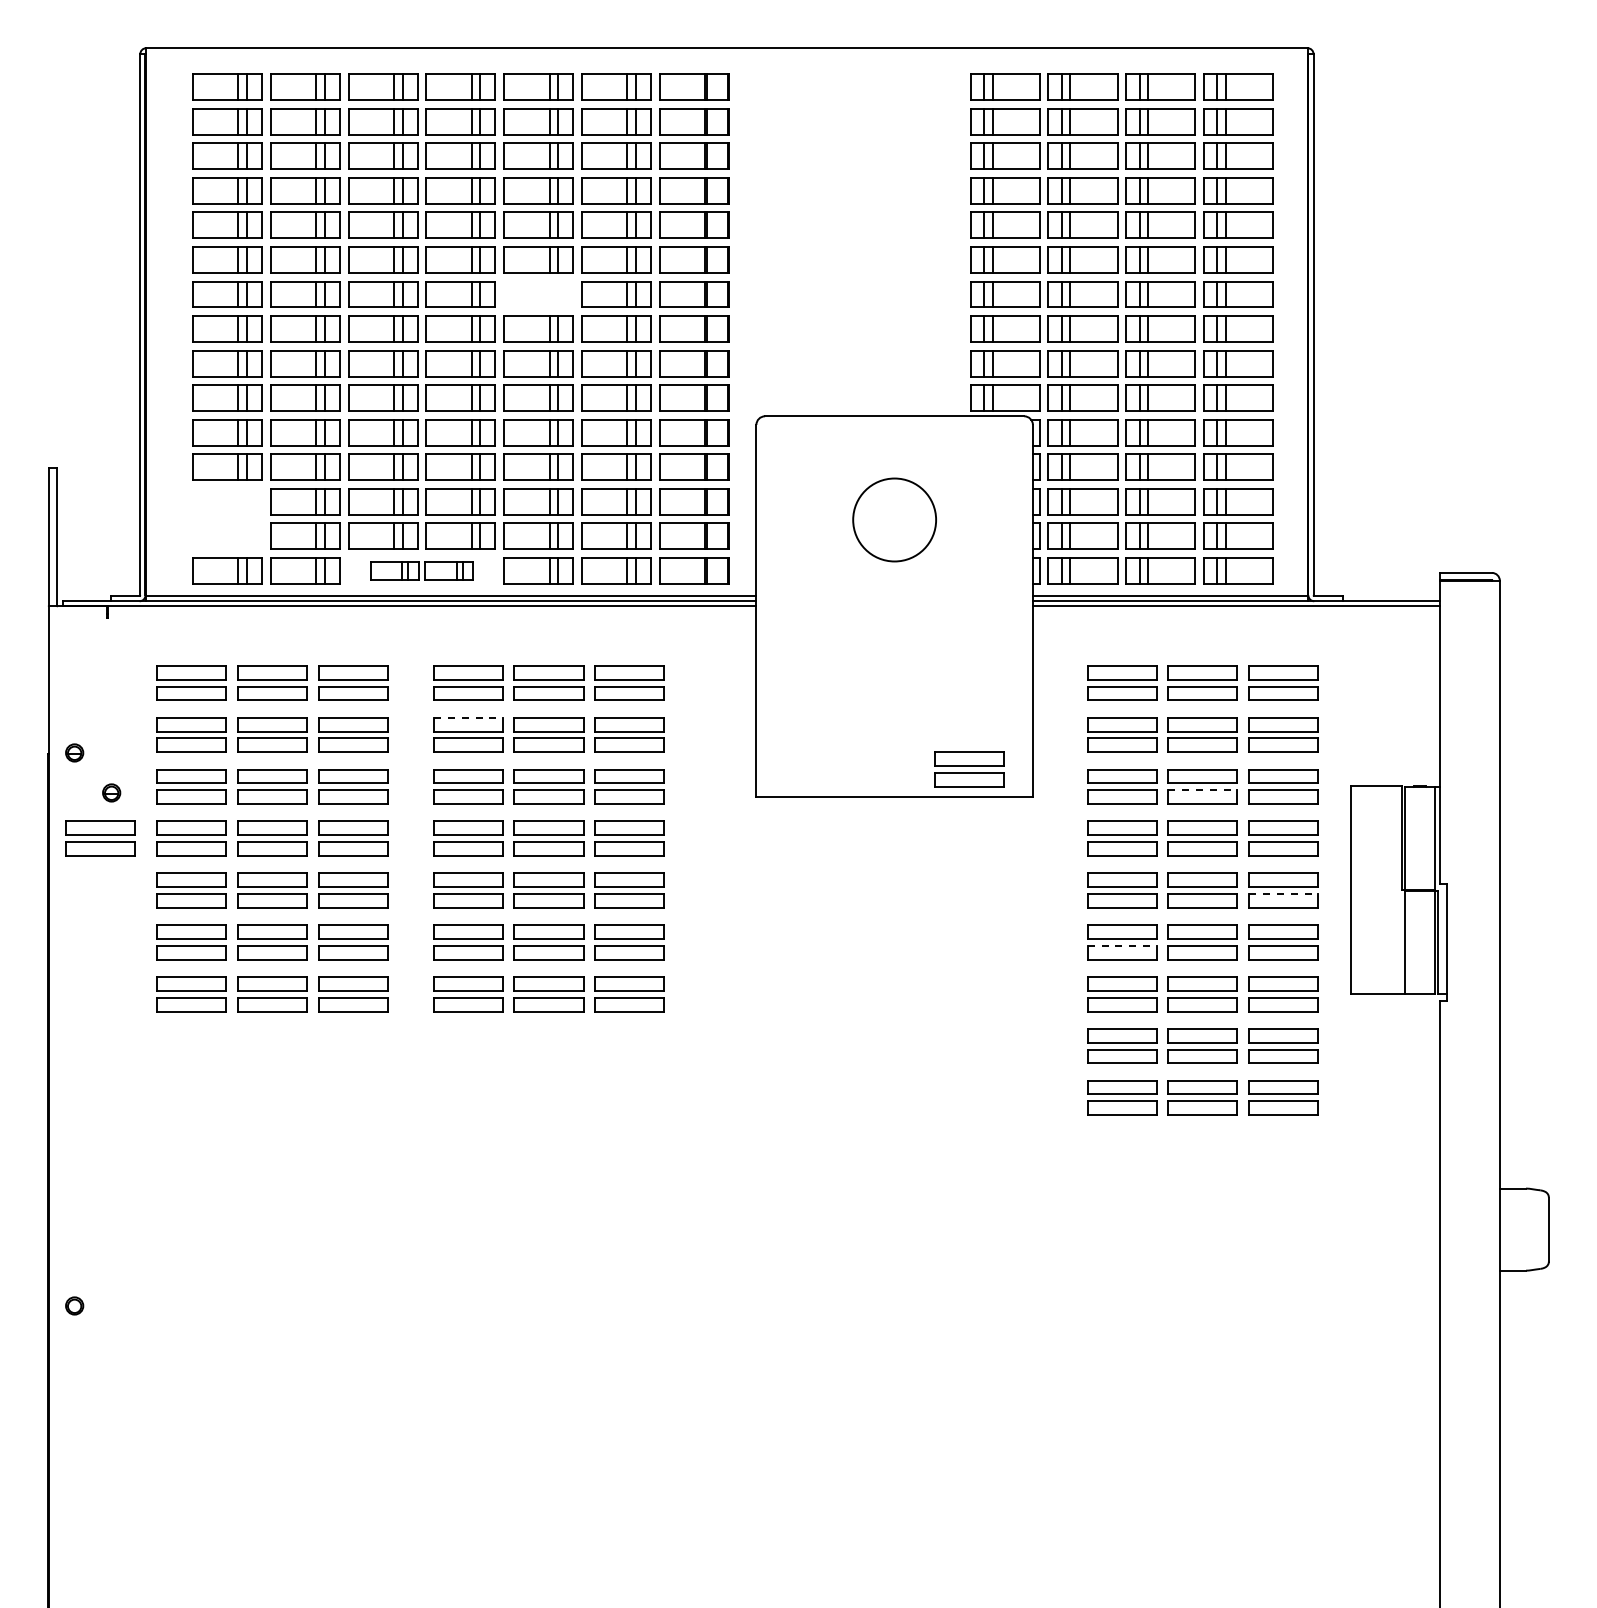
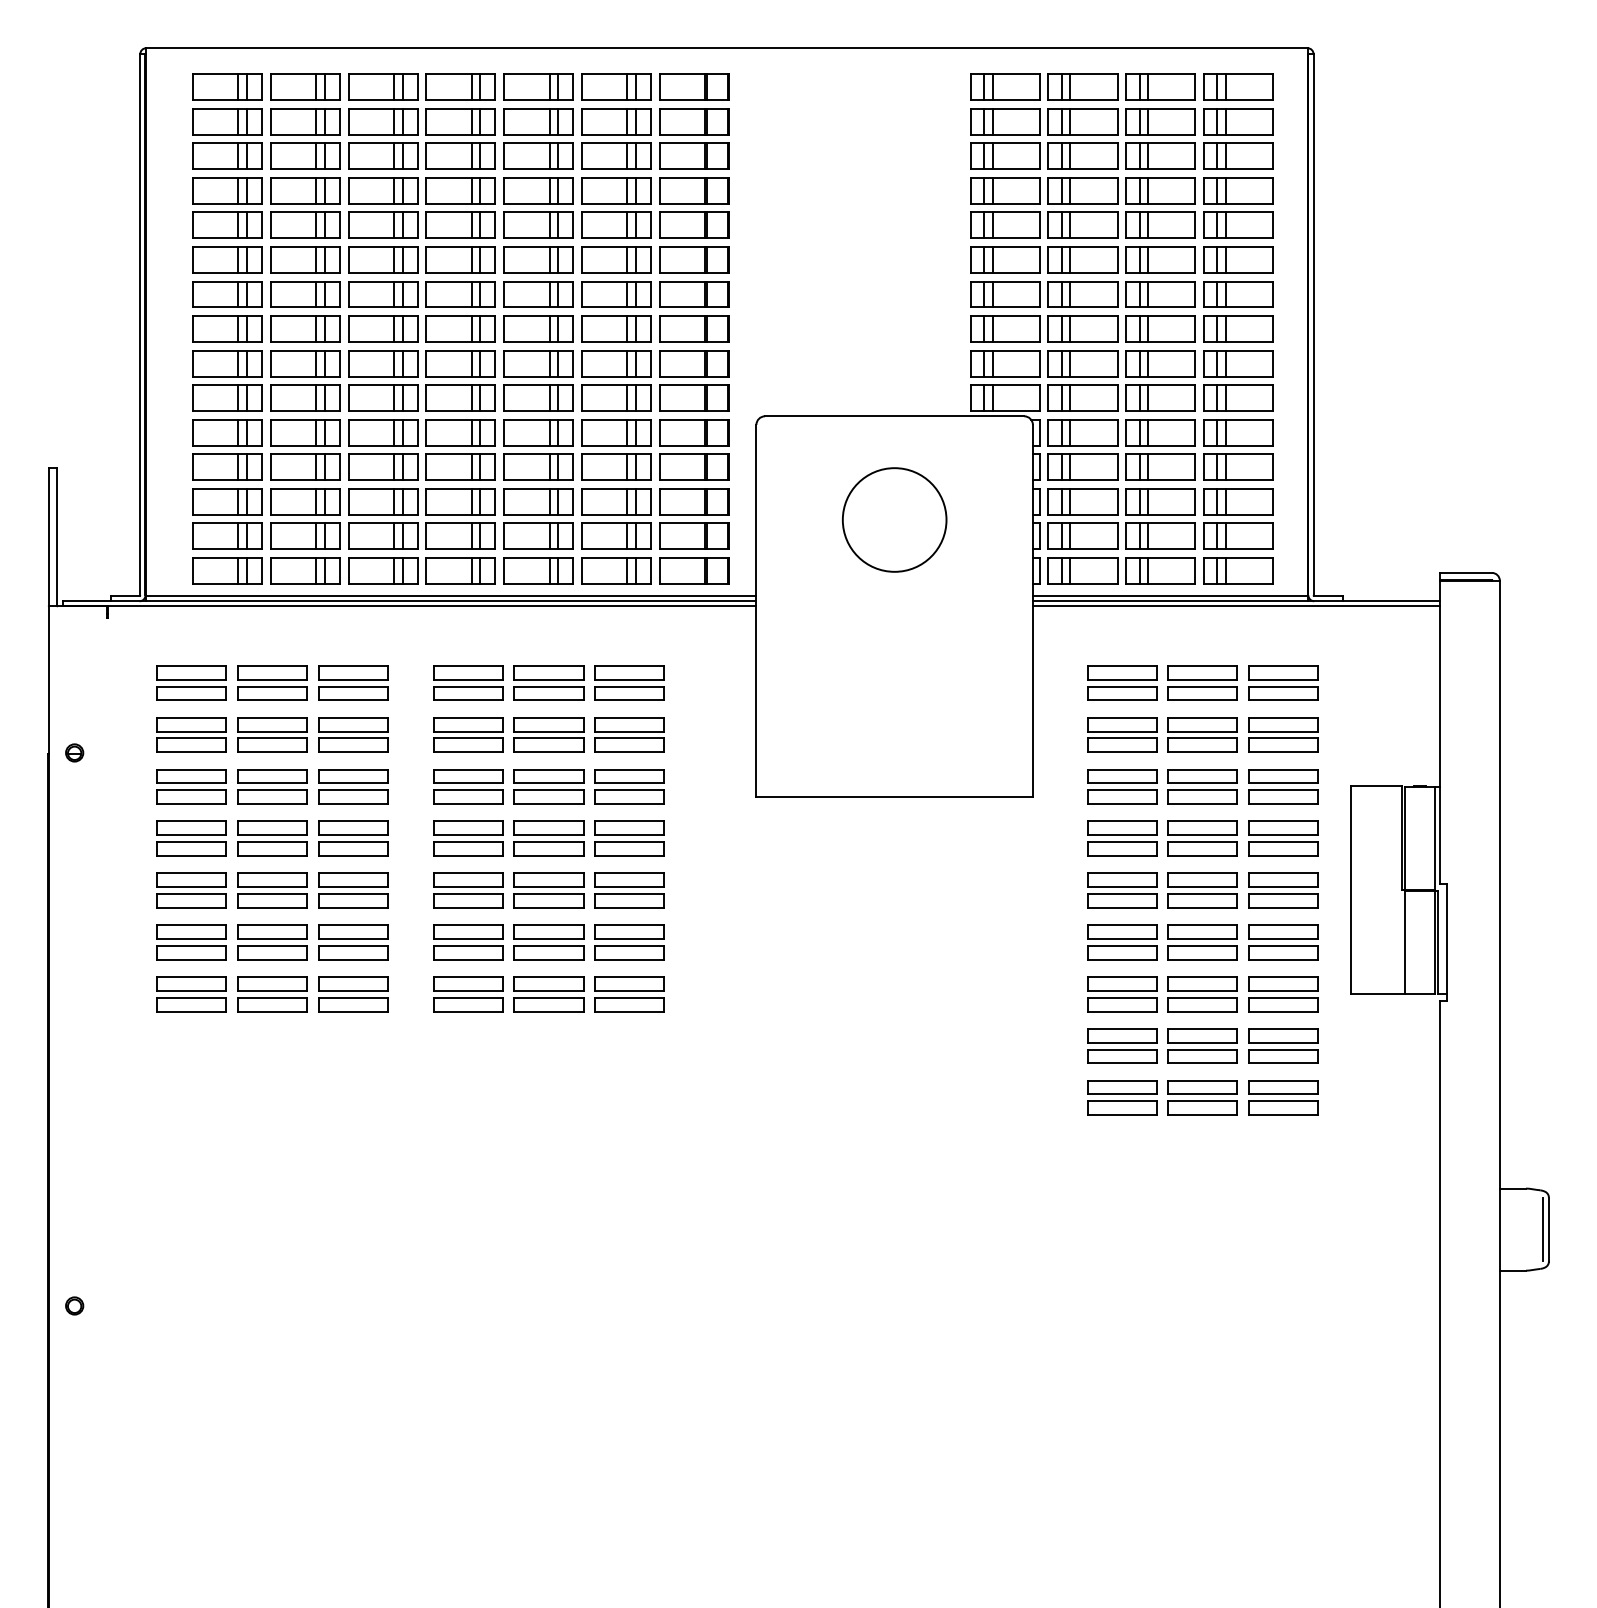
part: none -> present (538, 294)
part: none -> present (227, 518)
circle diameter: 83 px -> 104 px (894, 519)
part size: 104x20 px -> 148x28 px (421, 570)
line: dashed -> solid (468, 717)
part: present -> none (969, 769)
line: dashed -> solid (1202, 790)
part: present -> none (111, 792)
part: present -> none (100, 838)
line: dashed -> solid (1283, 893)
line: dashed -> solid (1122, 945)
line: none -> present (1543, 1229)
